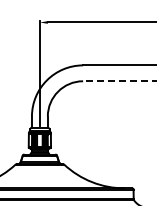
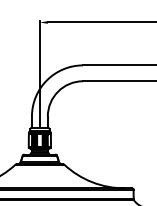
line: dashed -> solid (119, 81)
